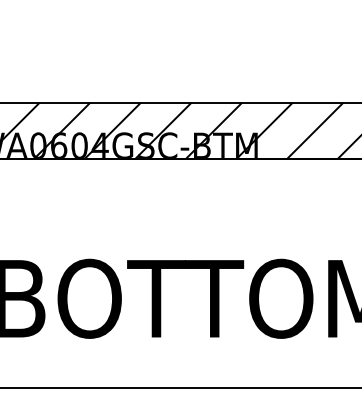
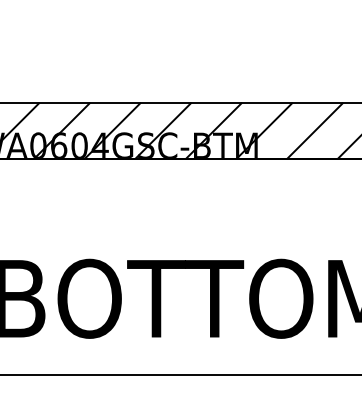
line position: (180, 388) -> (180, 375) (180, 375)
